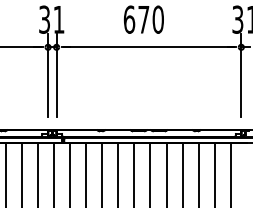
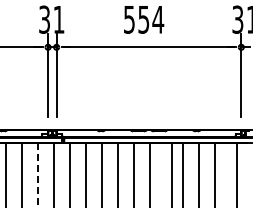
text: 670 -> 554 (143, 19)
line position: (166, 173) -> (171, 173) (171, 173)
line position: (231, 173) -> (237, 173) (237, 173)
line: solid -> dashed (37, 176)
